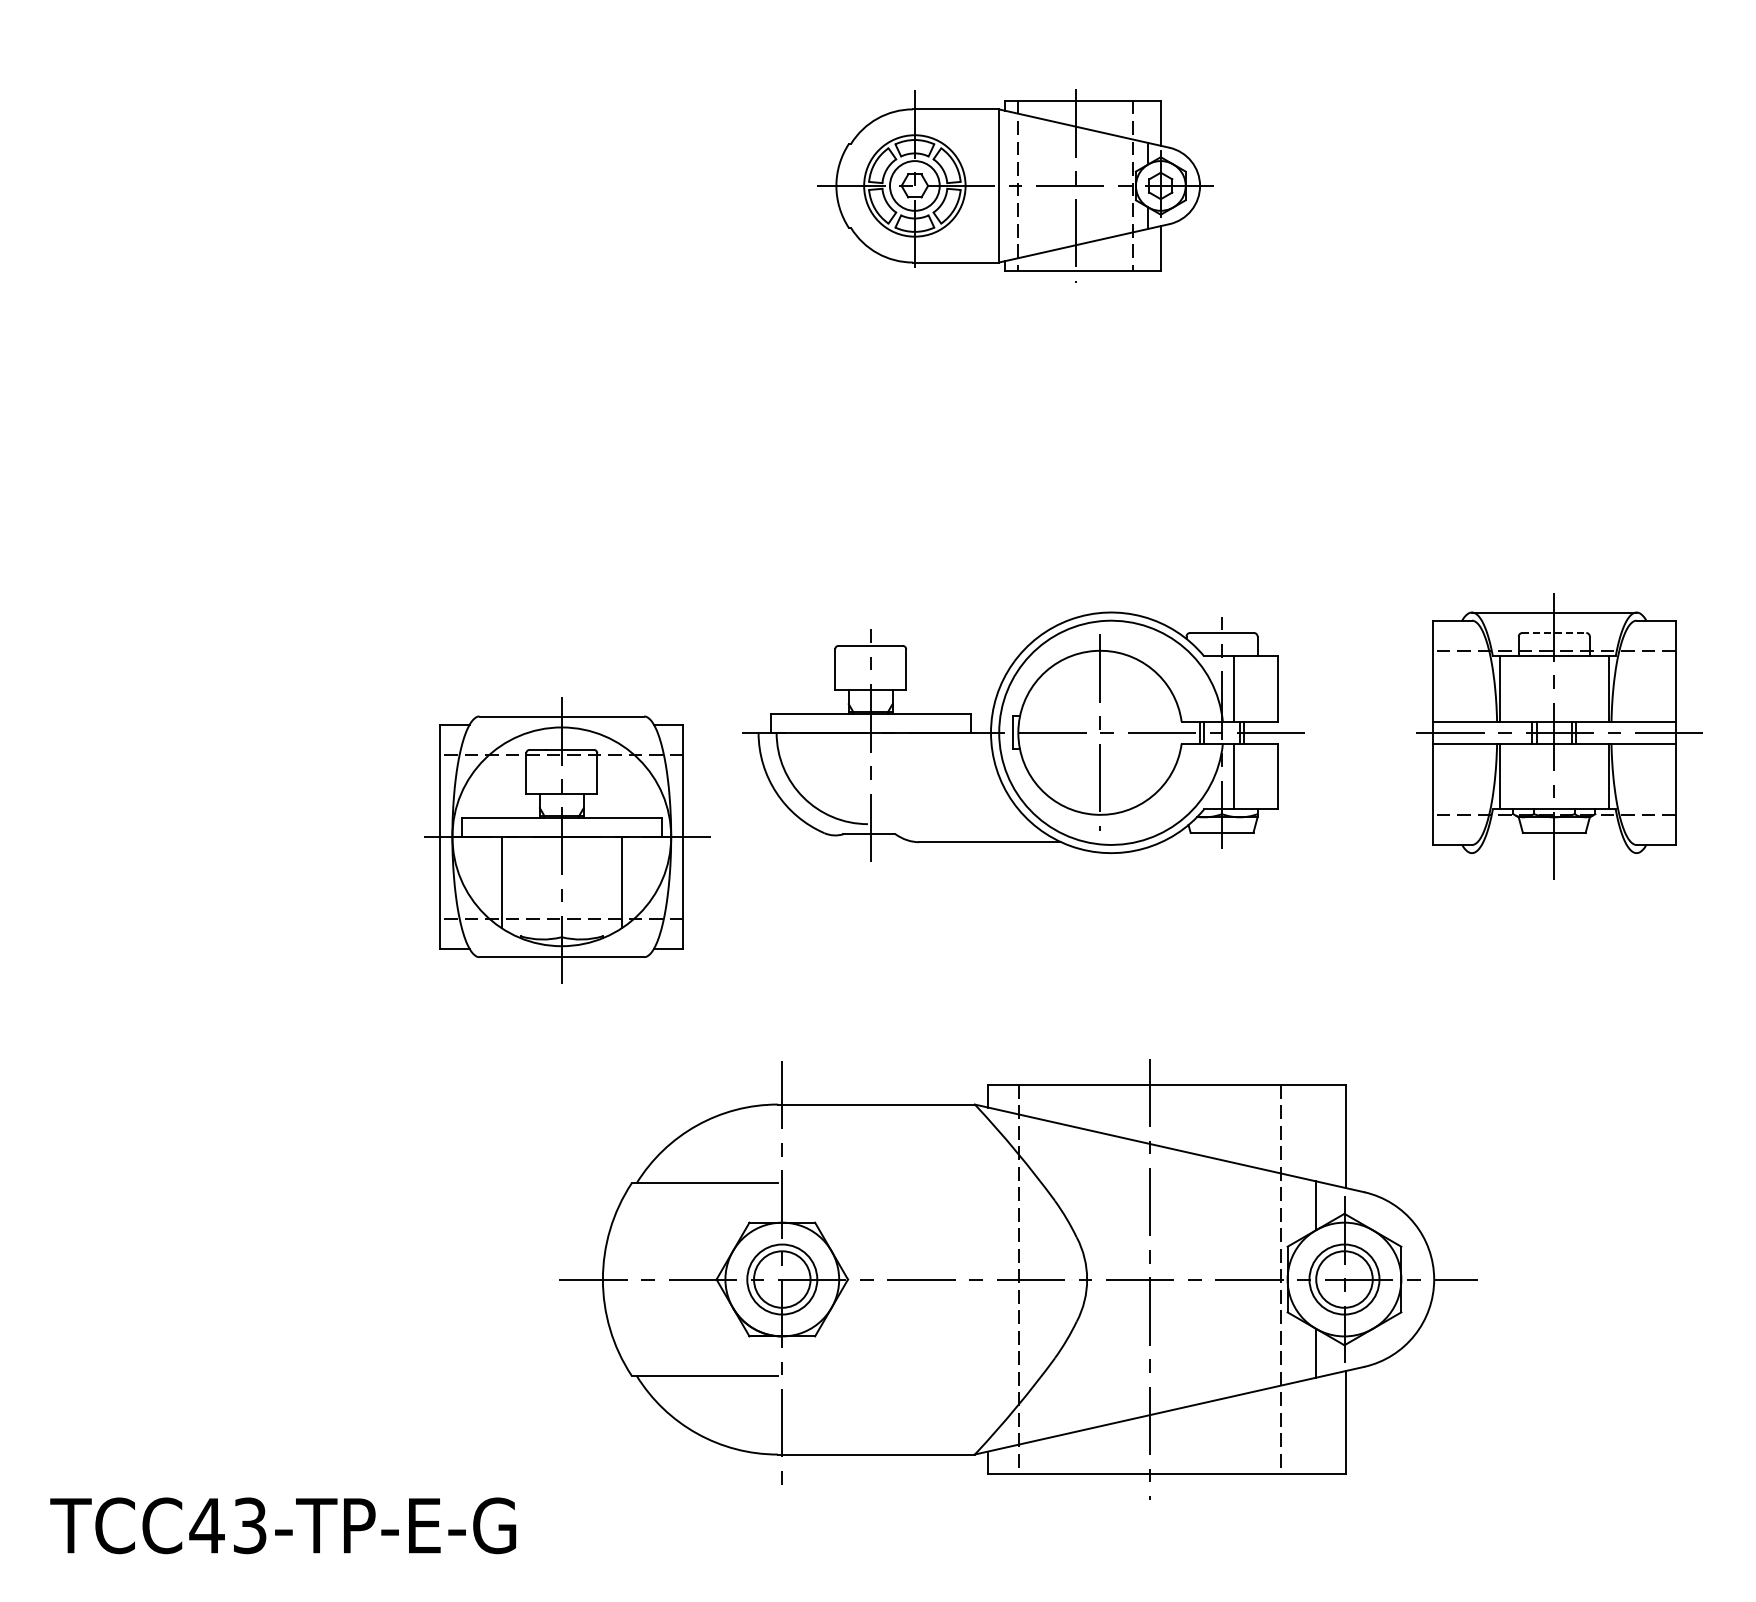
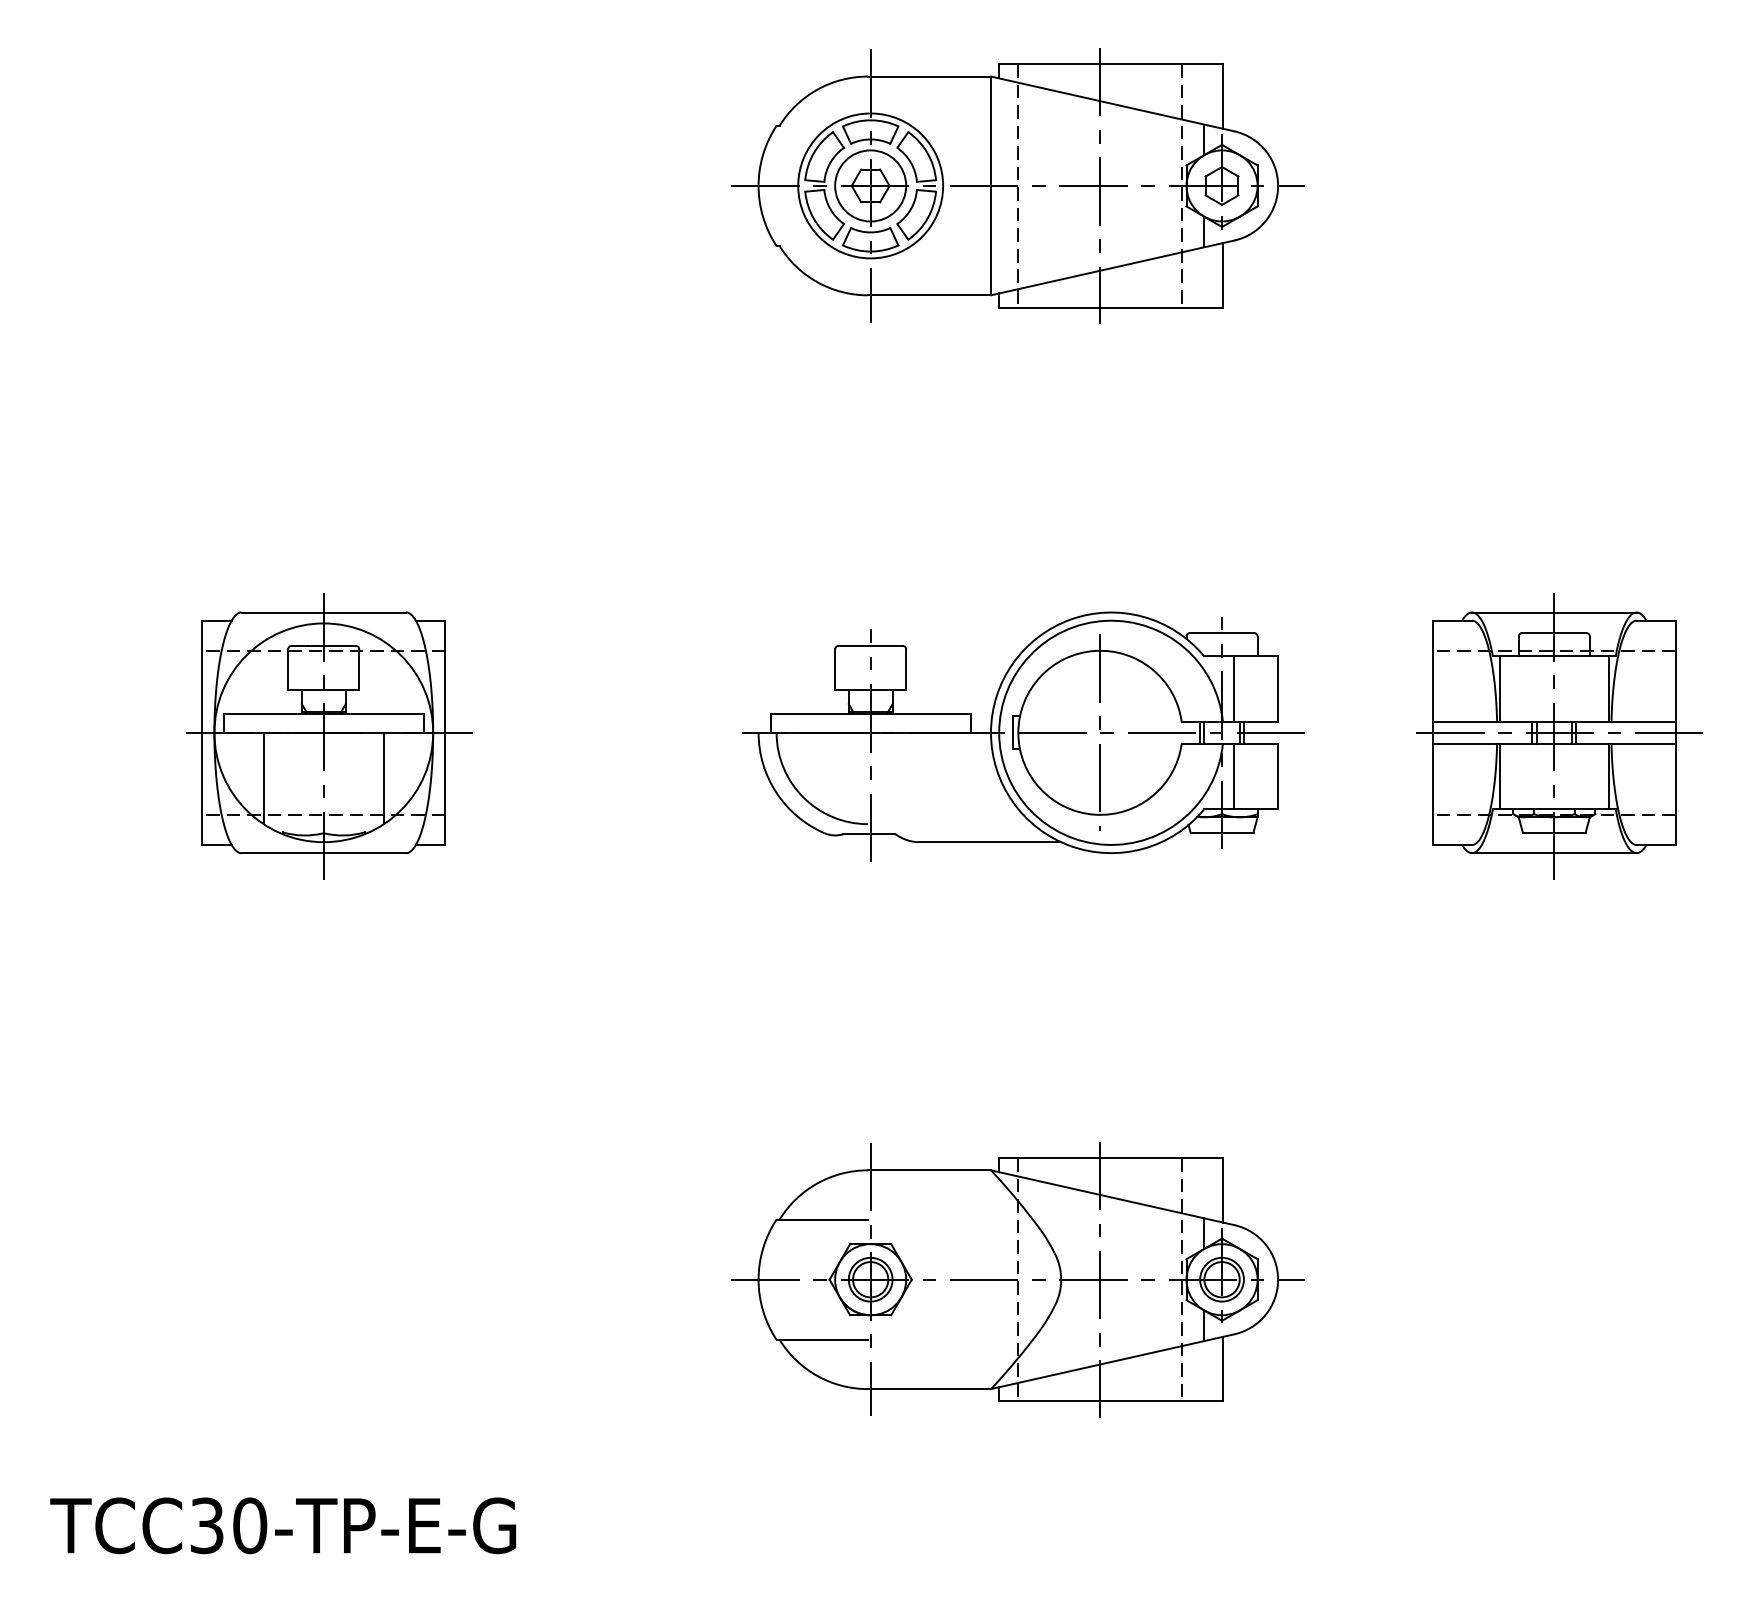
part size: 397x194 px -> 574x276 px (1017, 185)
line: dashed -> solid (1554, 633)
part position: (567, 840) -> (329, 736) (329, 736)
line: none -> present (1553, 853)
part size: 919x441 px -> 574x276 px (1017, 1279)
text: TCC43-TP-E-G -> TCC30-TP-E-G (228, 1525)
